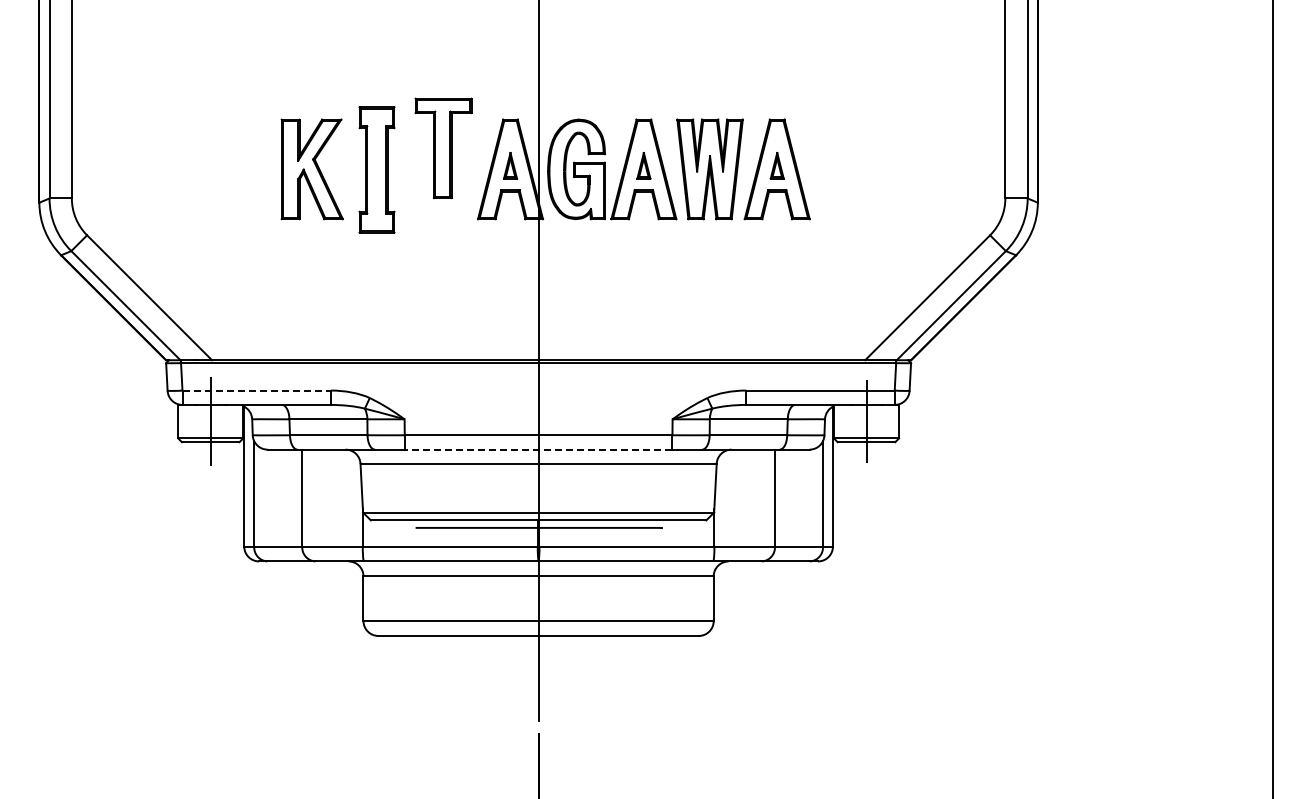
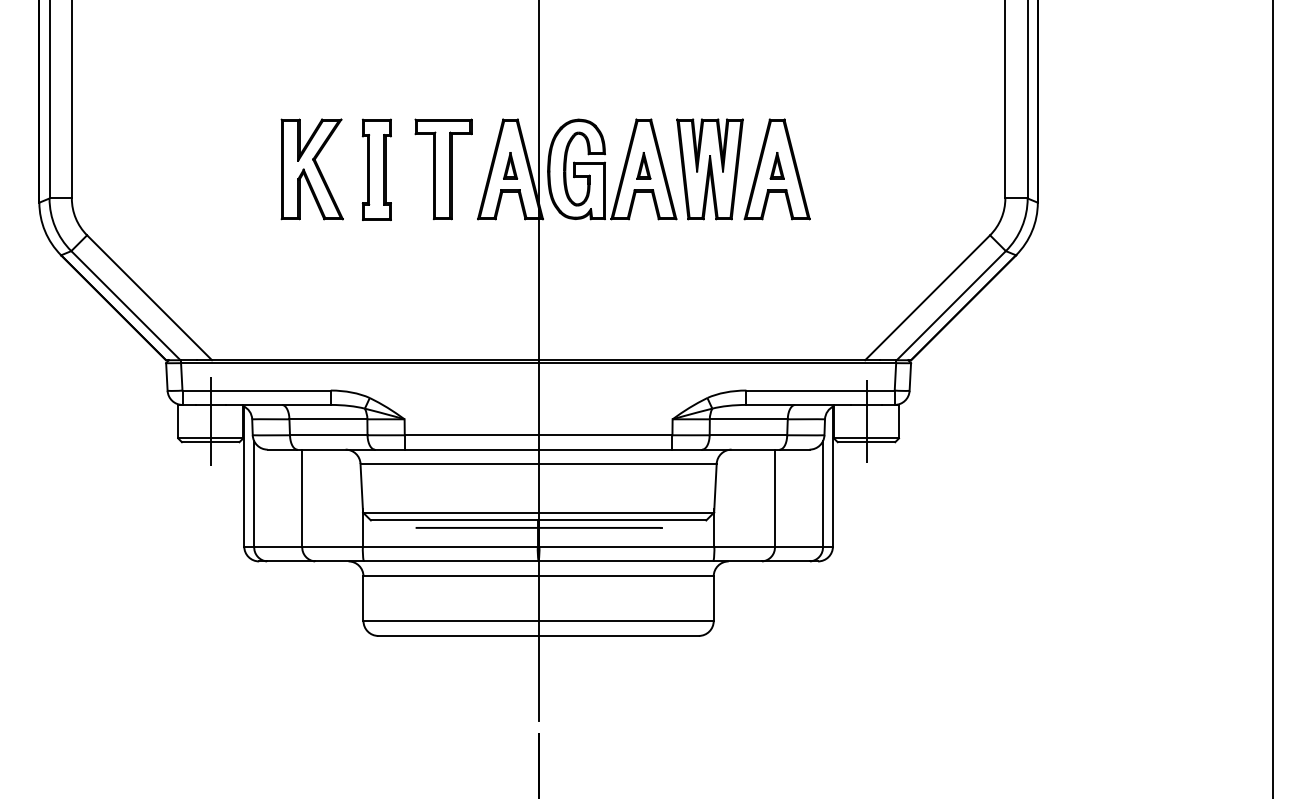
part position: (443, 148) -> (443, 169) (443, 169)
part size: 38x128 px -> 31x103 px (376, 169)
line: dashed -> solid (257, 390)
line: dashed -> solid (538, 449)
